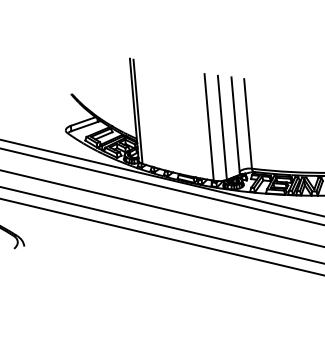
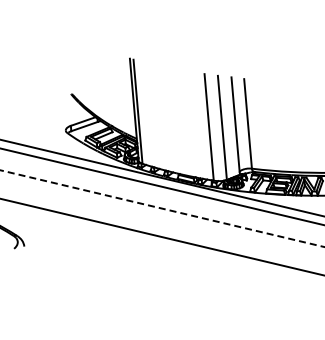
line: solid -> dashed (162, 208)
line: present -> none (161, 225)
